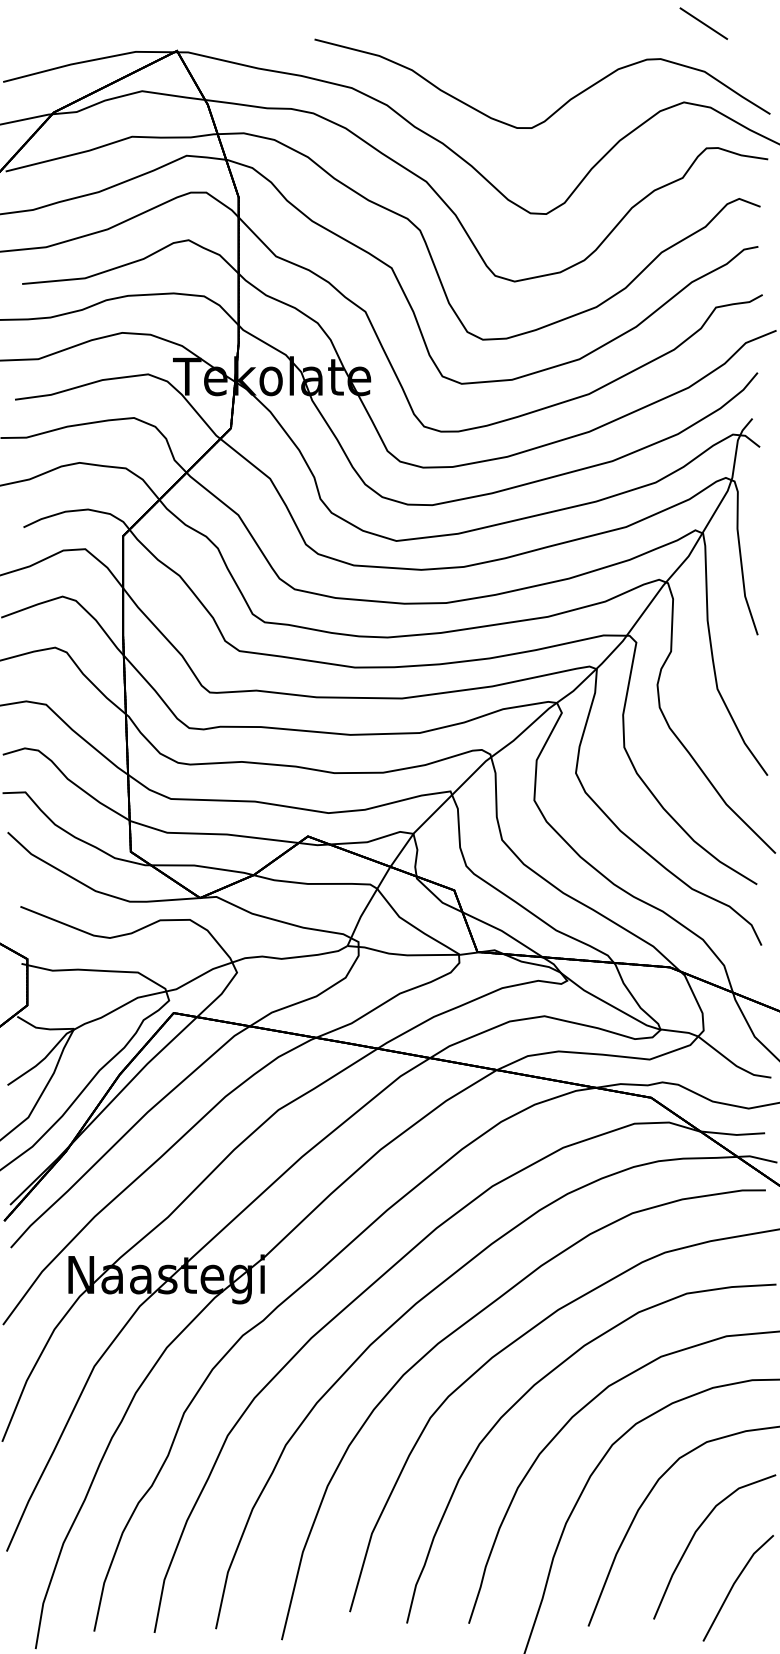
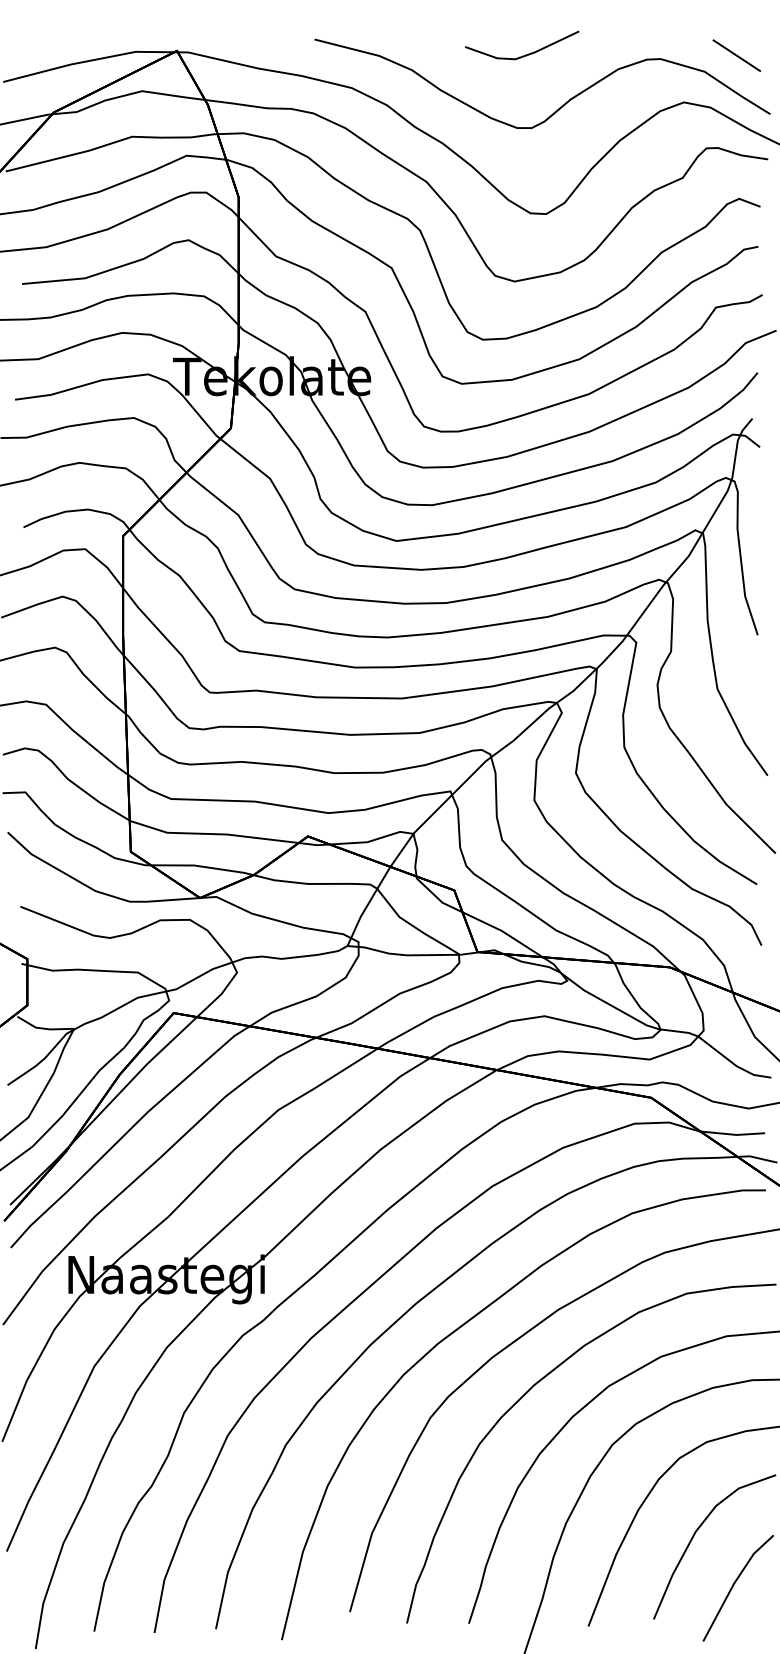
line position: (703, 23) -> (736, 55) (736, 55)
line: none -> present (525, 54)
